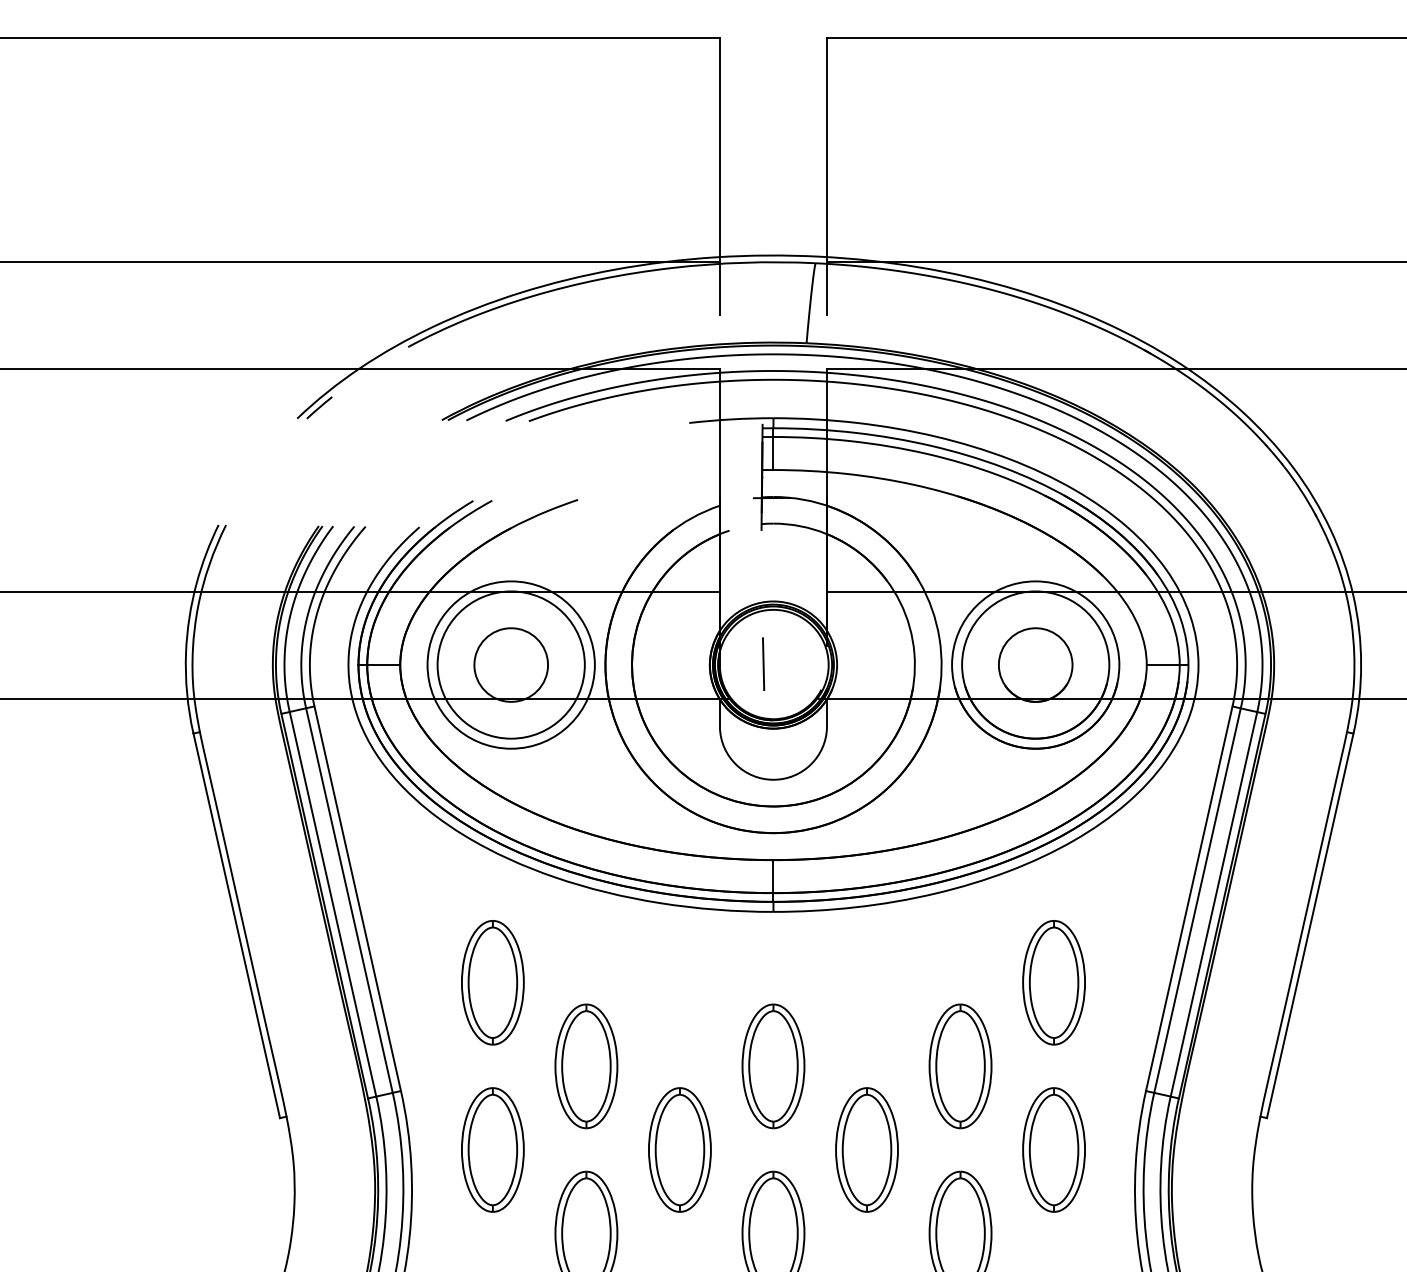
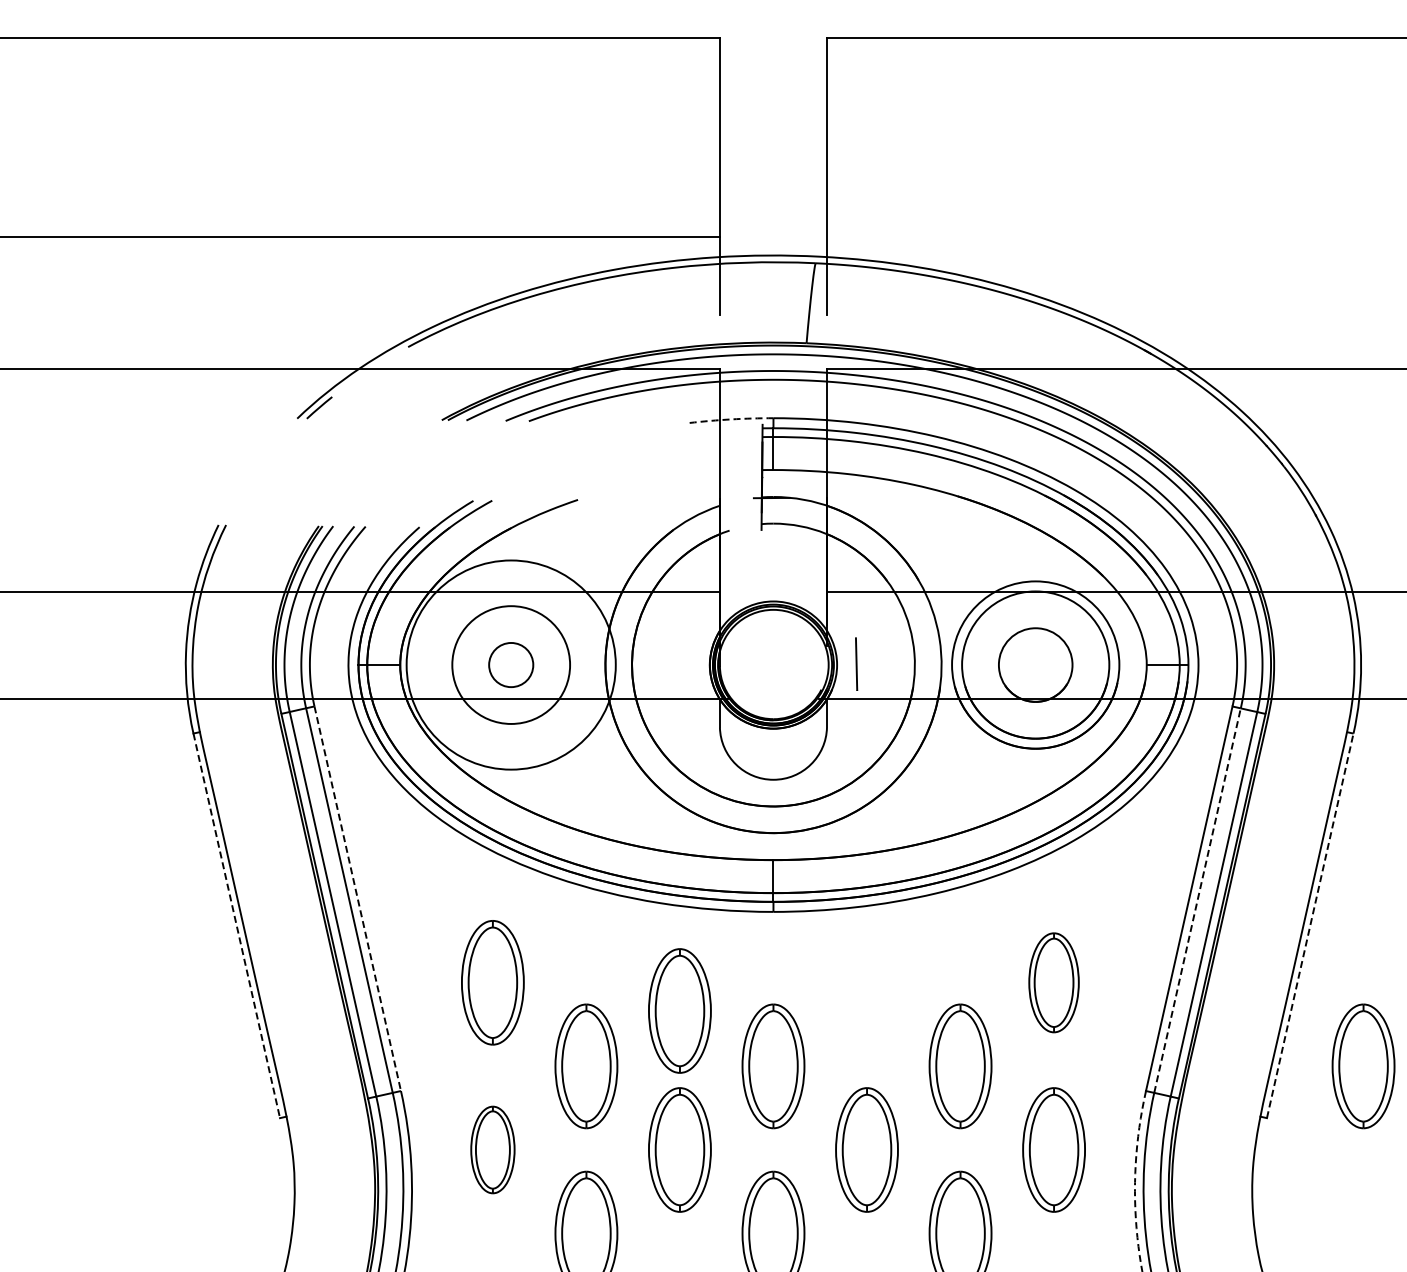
line position: (360, 261) -> (360, 236) (360, 236)
line: present -> none (1115, 261)
arc: solid -> dashed (731, 419)
line position: (763, 663) -> (856, 663) (856, 663)
circle diameter: 147 px -> 118 px (511, 664)
circle diameter: 167 px -> 209 px (510, 664)
circle diameter: 74 px -> 44 px (511, 664)
line: solid -> dashed (357, 899)
line: solid -> dashed (1197, 900)
line: solid -> dashed (1310, 925)
line: solid -> dashed (236, 926)
part size: 64x126 px -> 52x102 px (1053, 982)
part: none -> present (679, 1010)
part: none -> present (1363, 1066)
part size: 64x126 px -> 46x90 px (492, 1149)
arc: solid -> dashed (1135, 1181)
